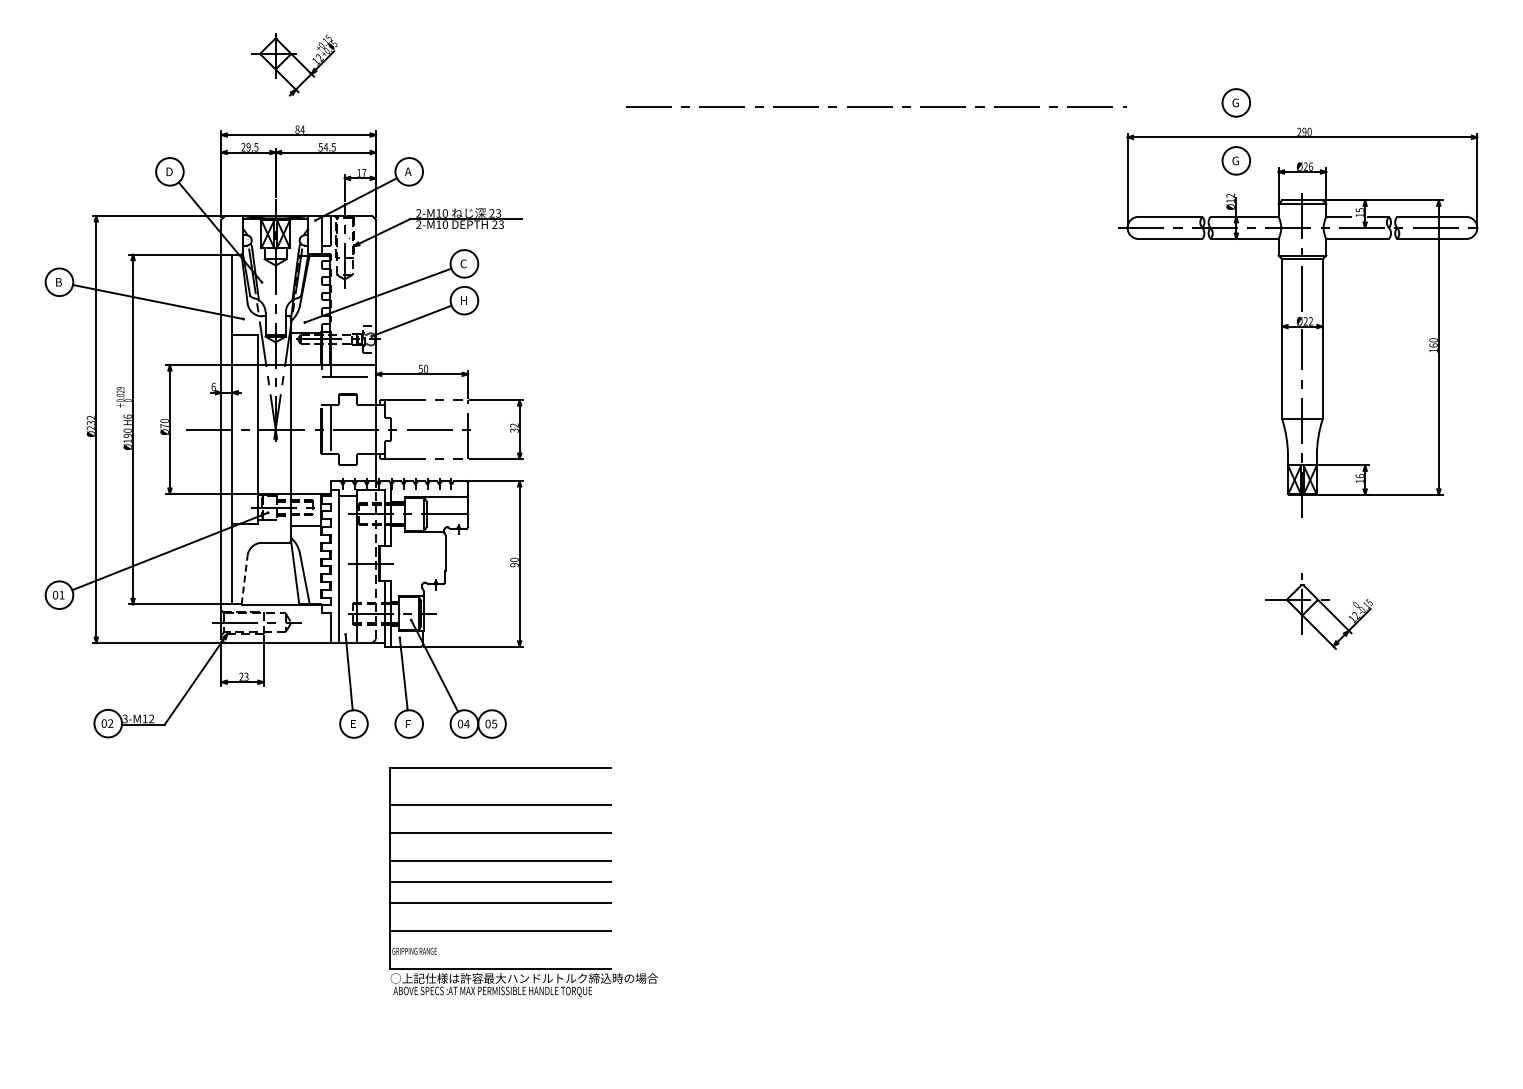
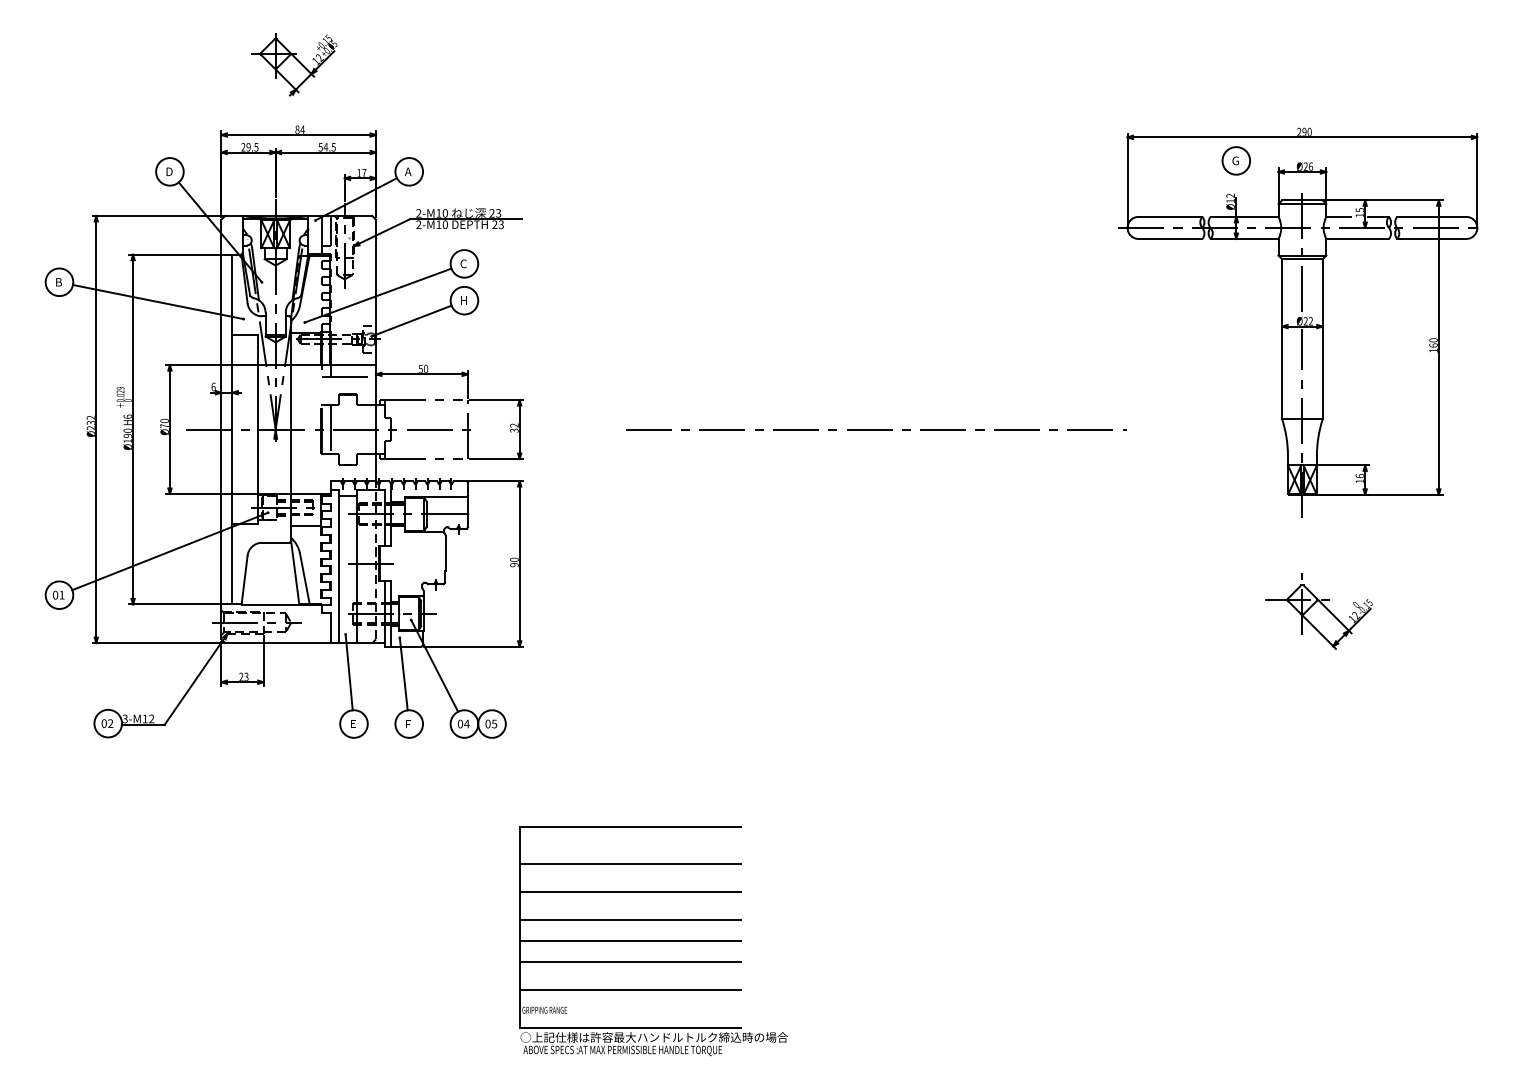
part: present -> none (1235, 102)
line position: (876, 106) -> (876, 429) (876, 429)
line: dashed -> solid (244, 580)
part position: (523, 882) -> (653, 941) (653, 941)
